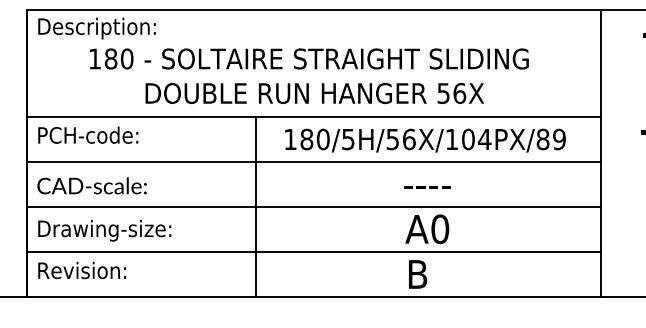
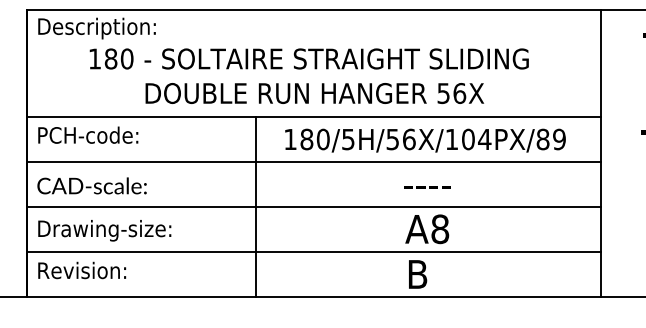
text: A0 -> A8 (440, 228)
